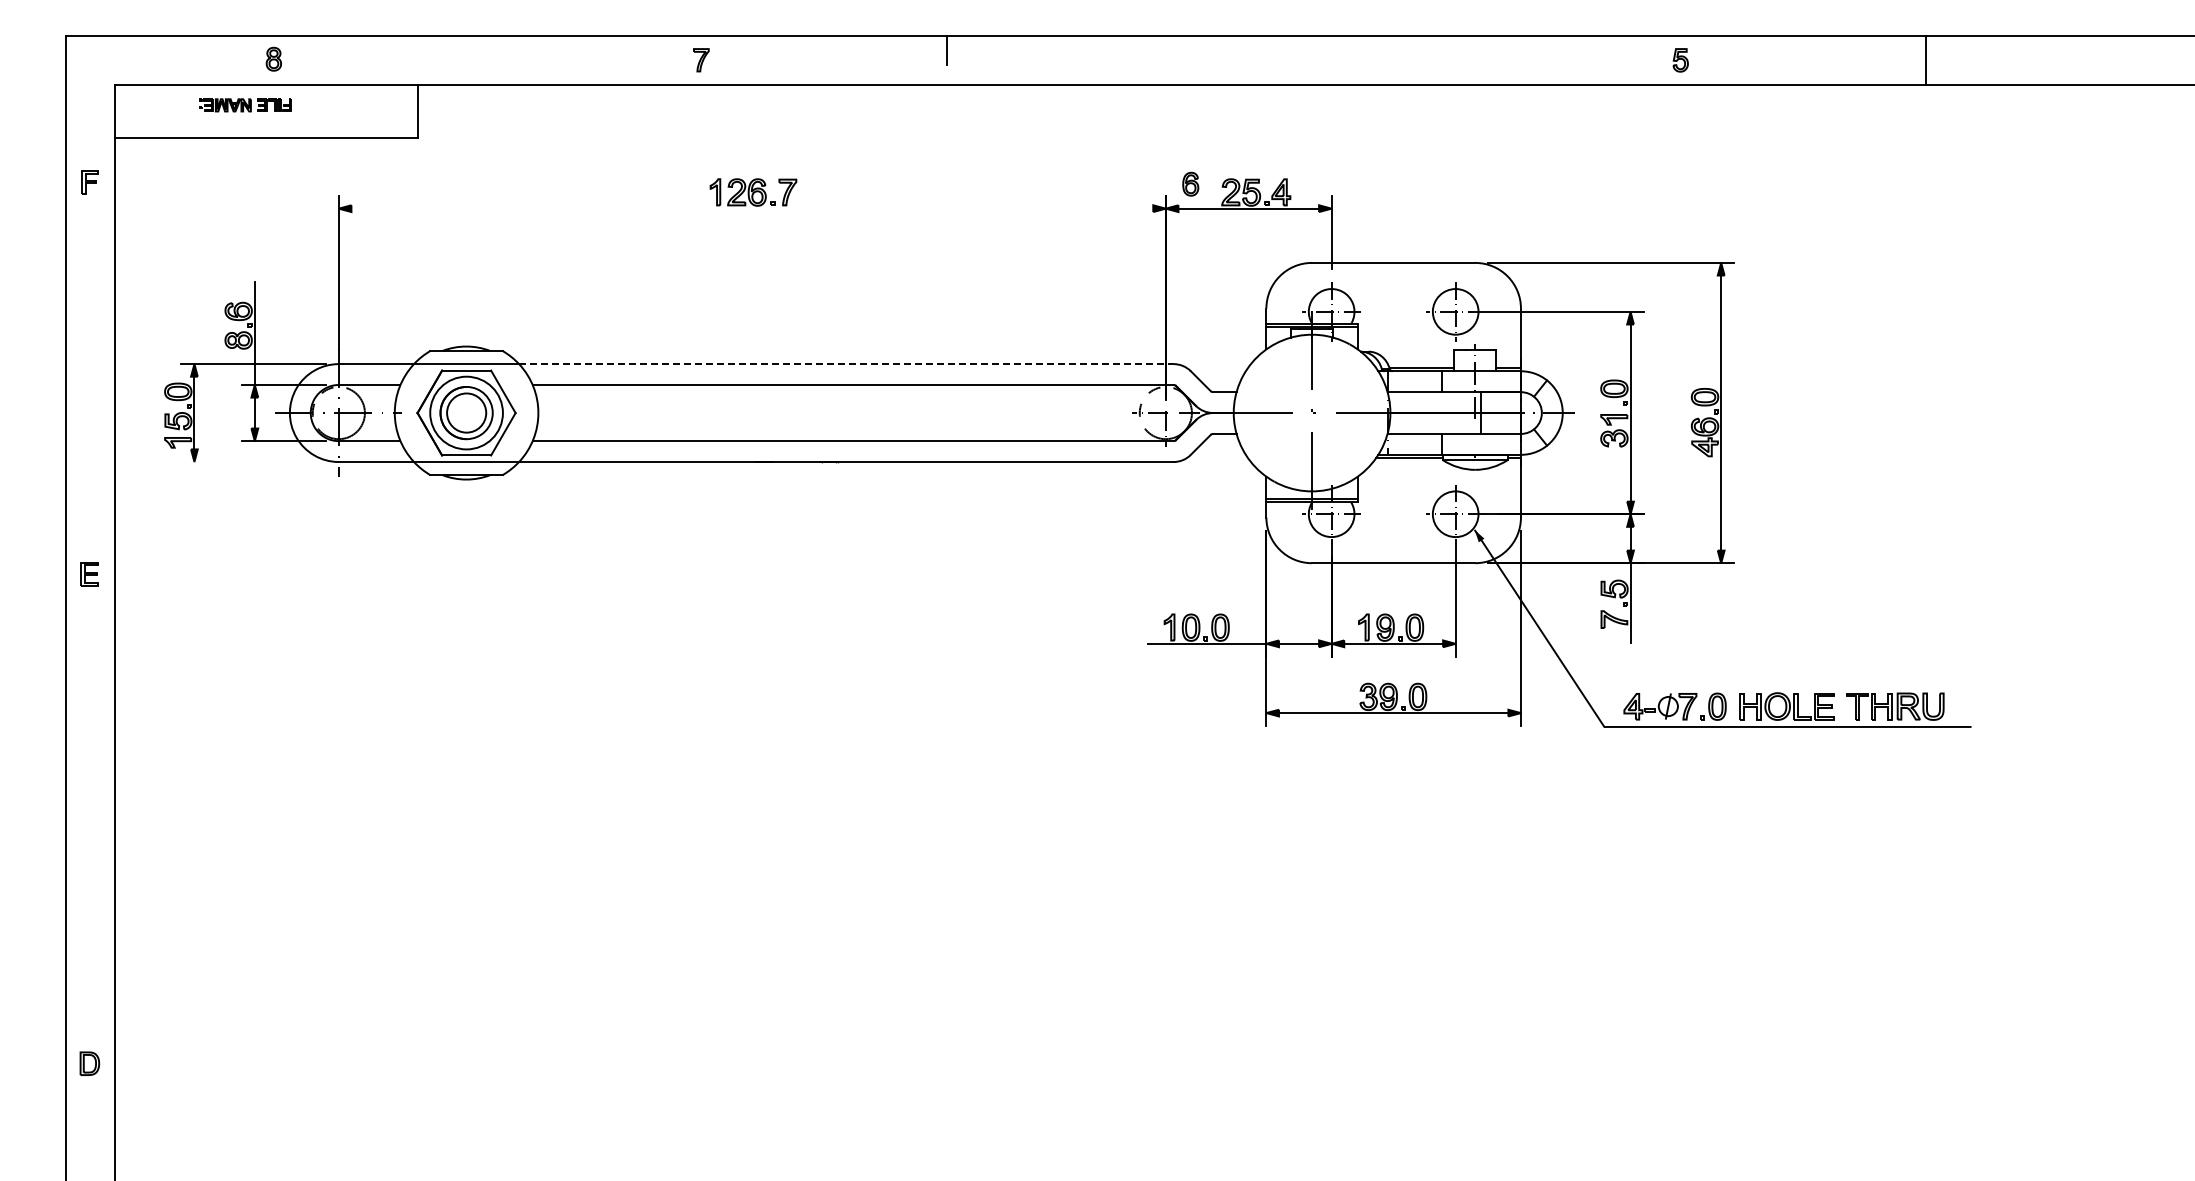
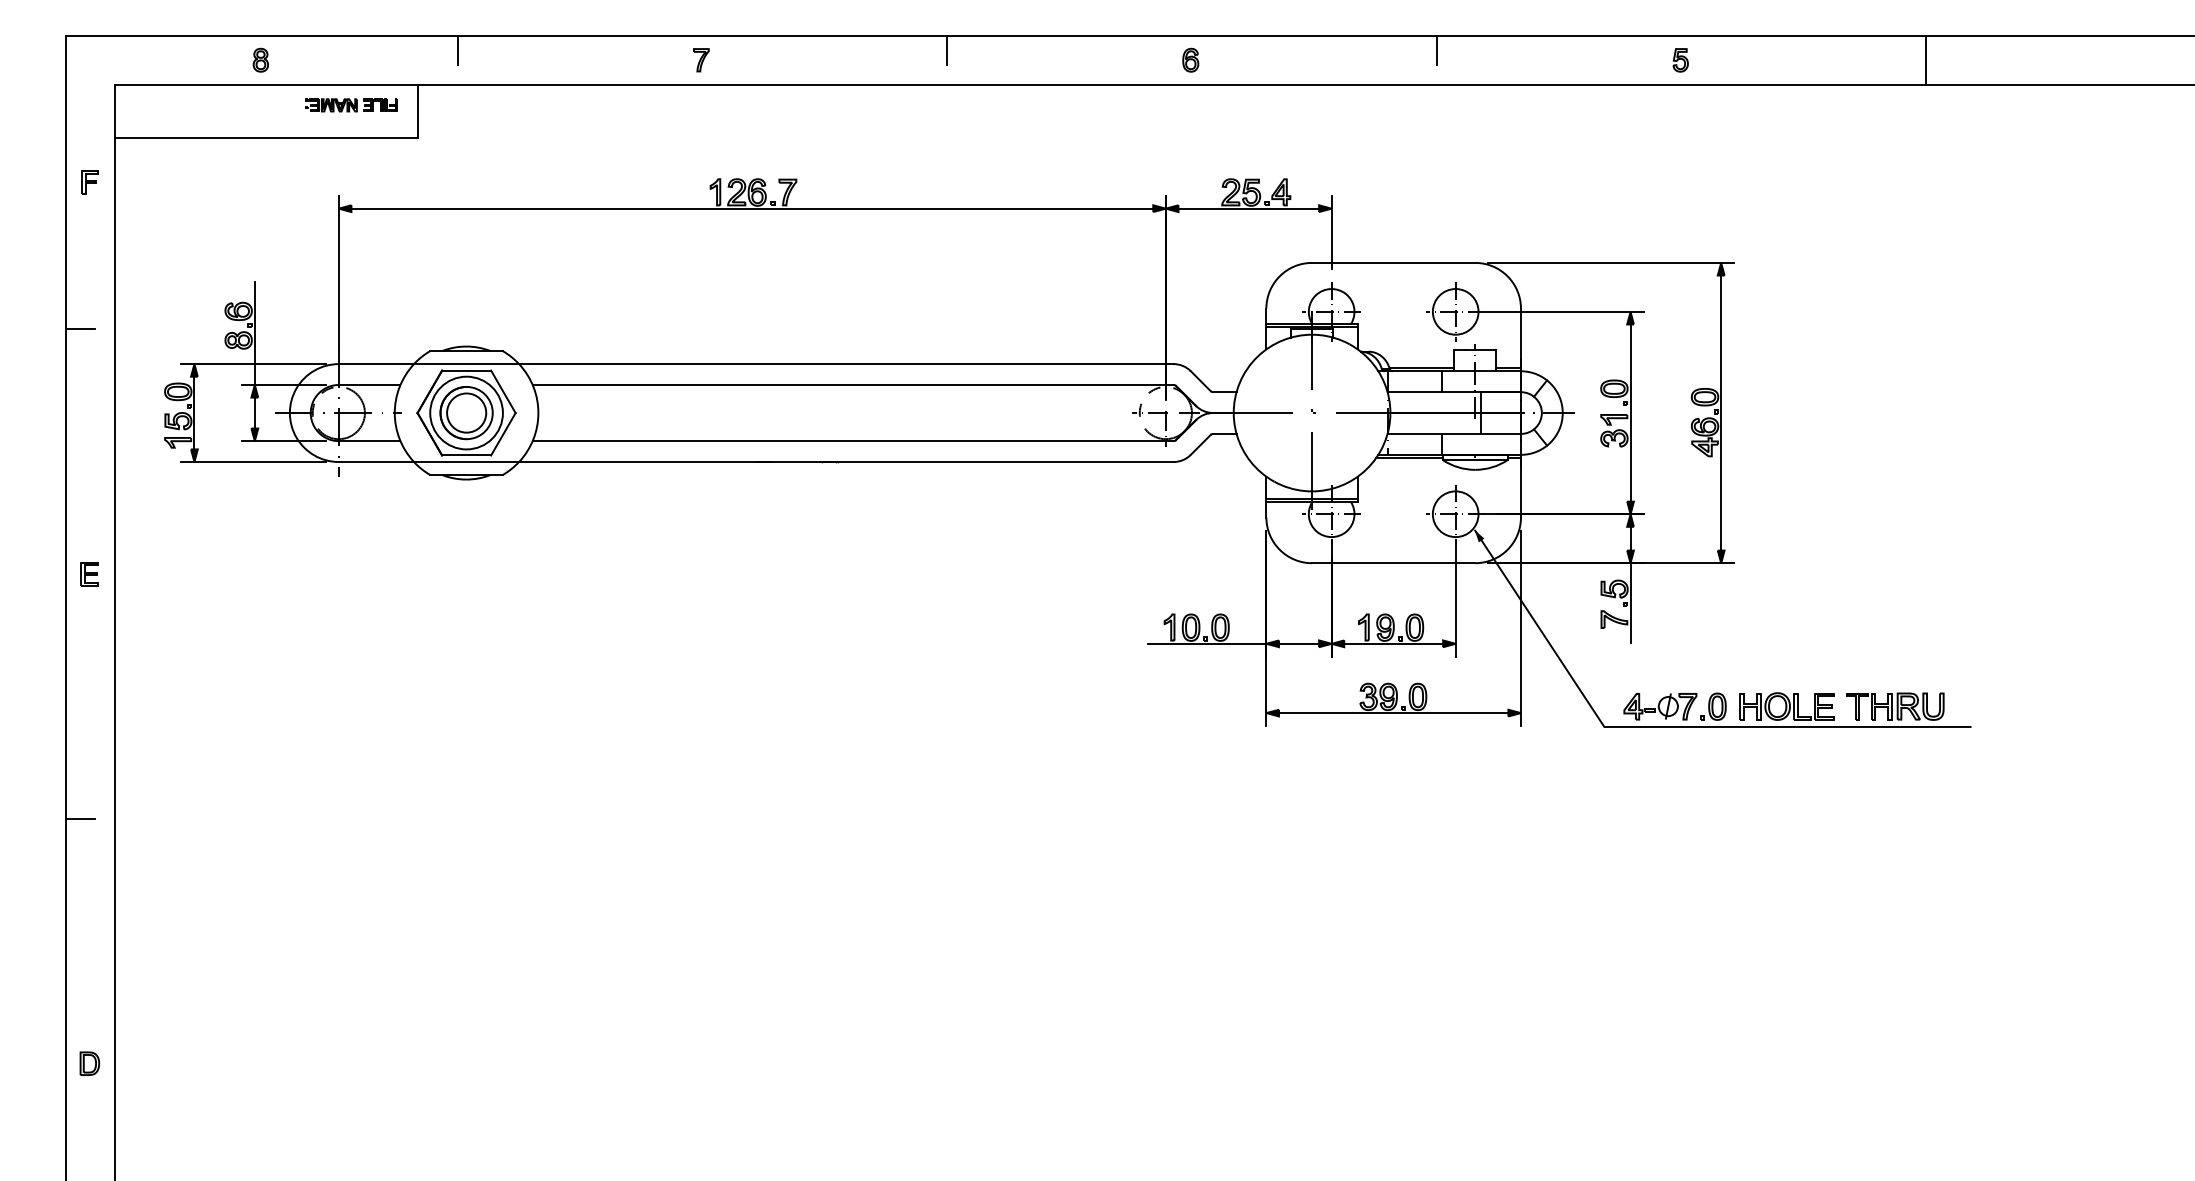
line: none -> present (457, 50)
line: none -> present (1436, 50)
part position: (273, 58) -> (260, 59) (260, 59)
part position: (245, 105) -> (351, 105) (351, 105)
part position: (1190, 183) -> (1190, 59) (1190, 59)
line: none -> present (752, 208)
line: none -> present (80, 329)
line: dashed -> solid (846, 364)
line: none -> present (253, 462)
line: none -> present (80, 818)
